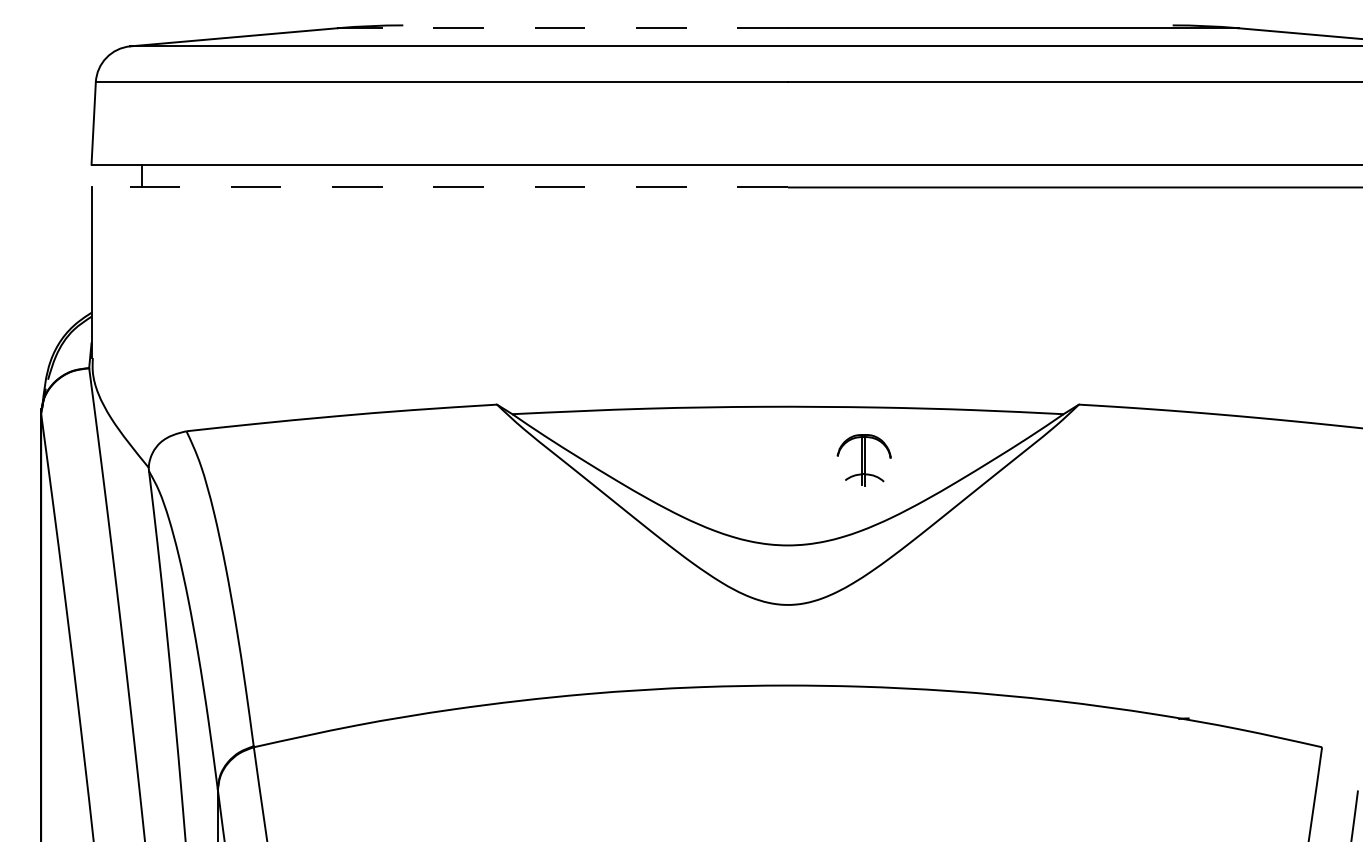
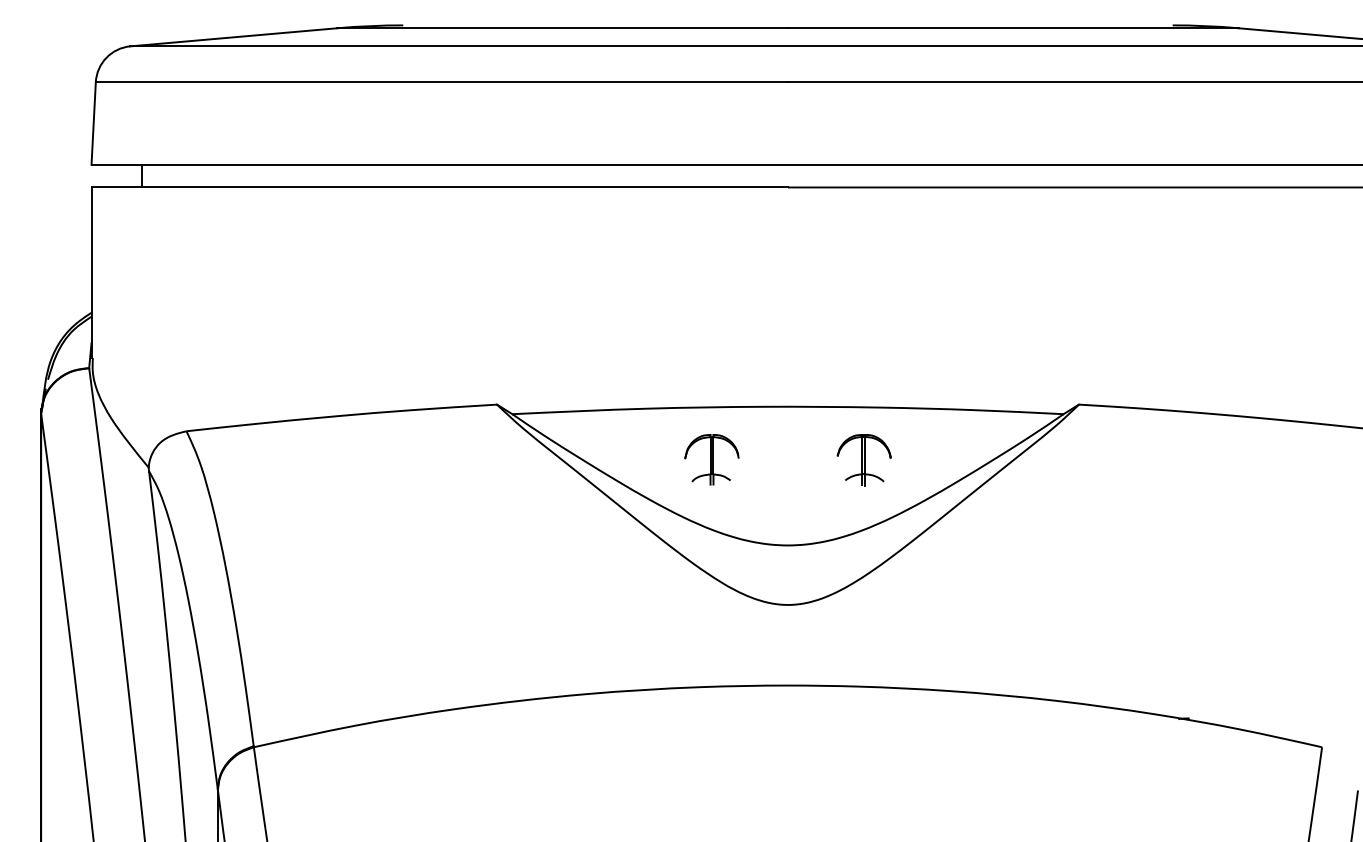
line: dashed -> solid (562, 28)
line: dashed -> solid (439, 187)
part: none -> present (711, 459)
